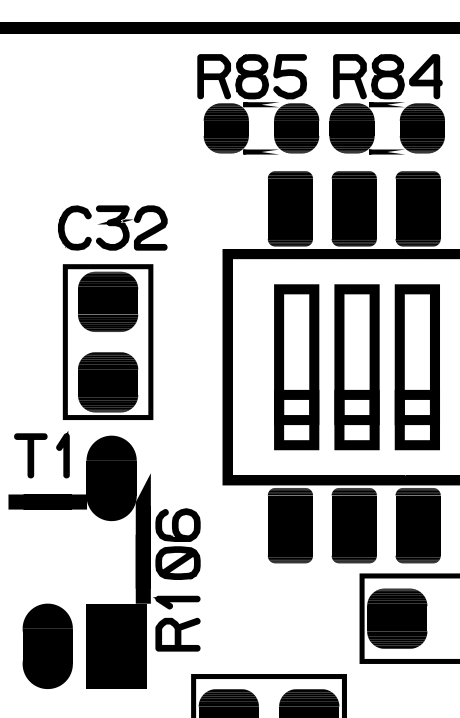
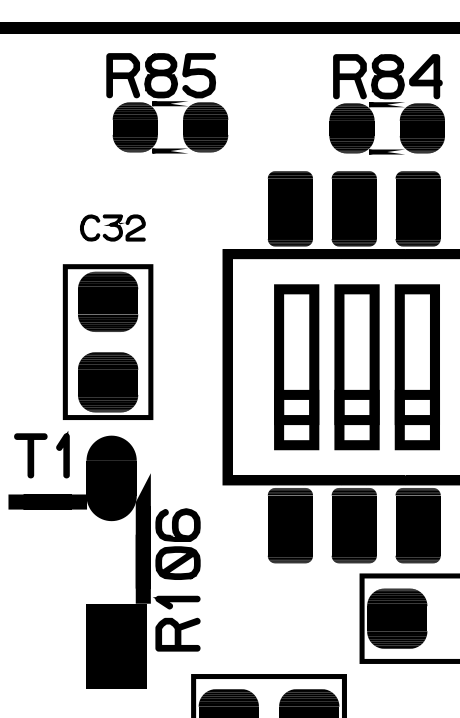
part position: (258, 104) -> (167, 103) (167, 103)
part size: 110x46 px -> 66x28 px (112, 227)
part: present -> none (47, 645)
